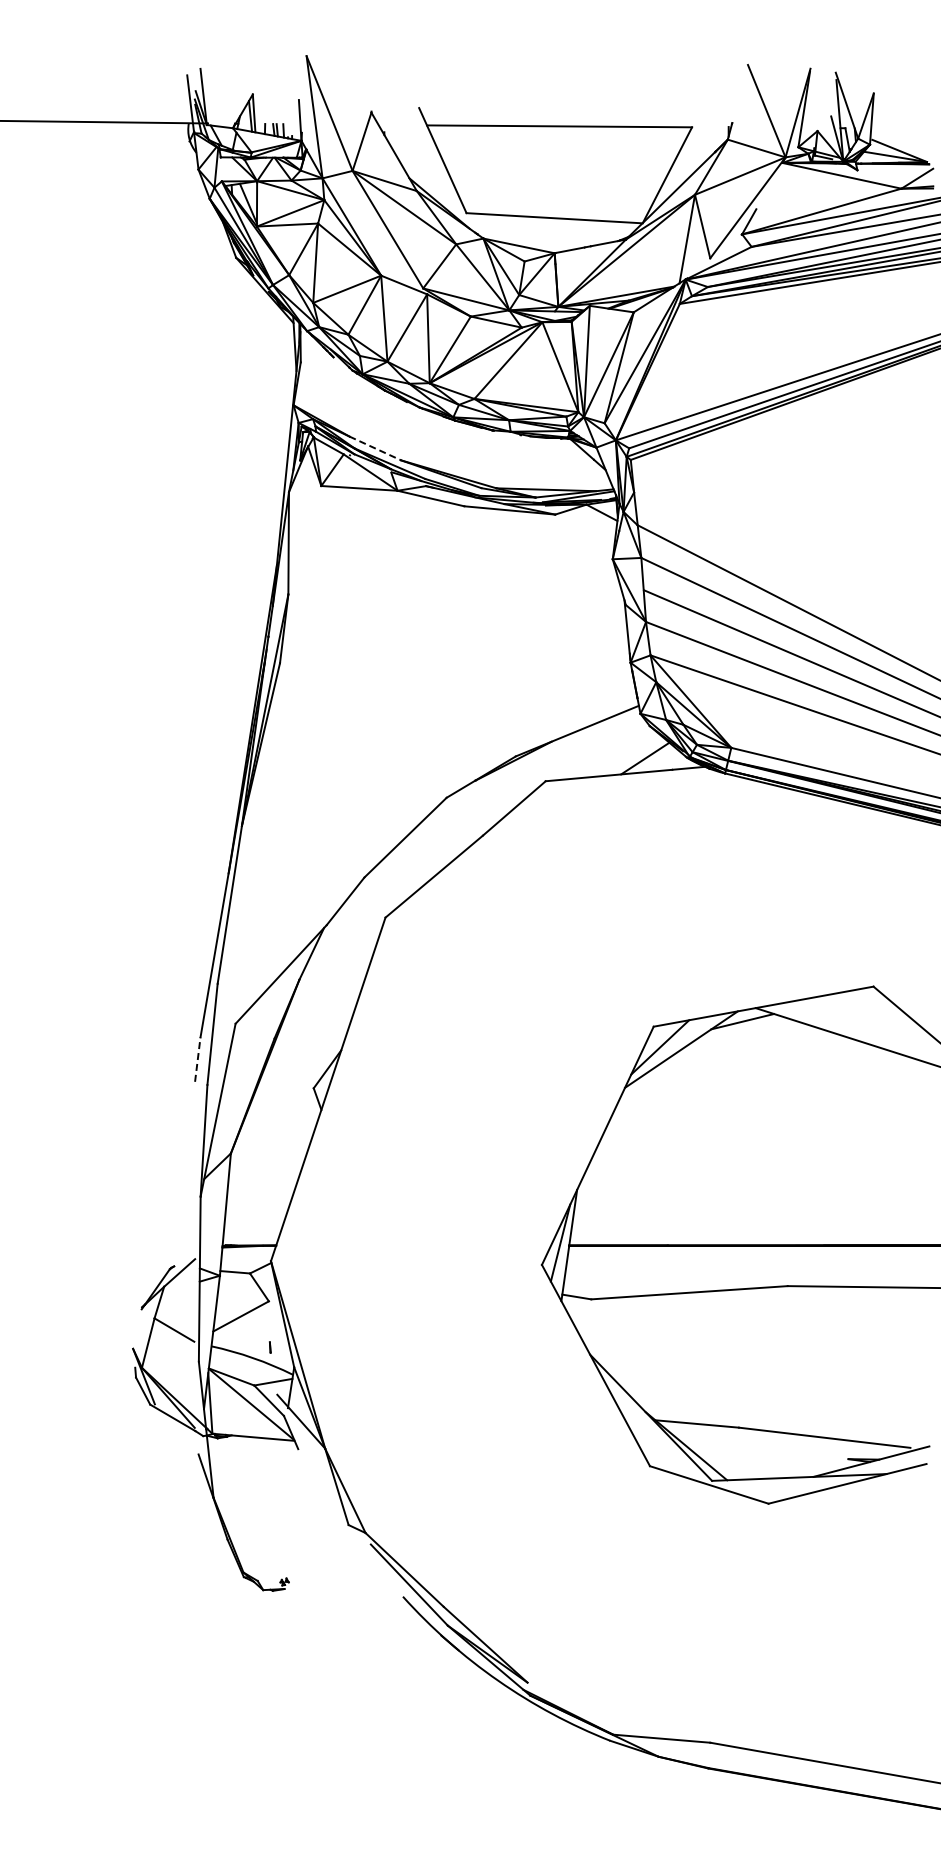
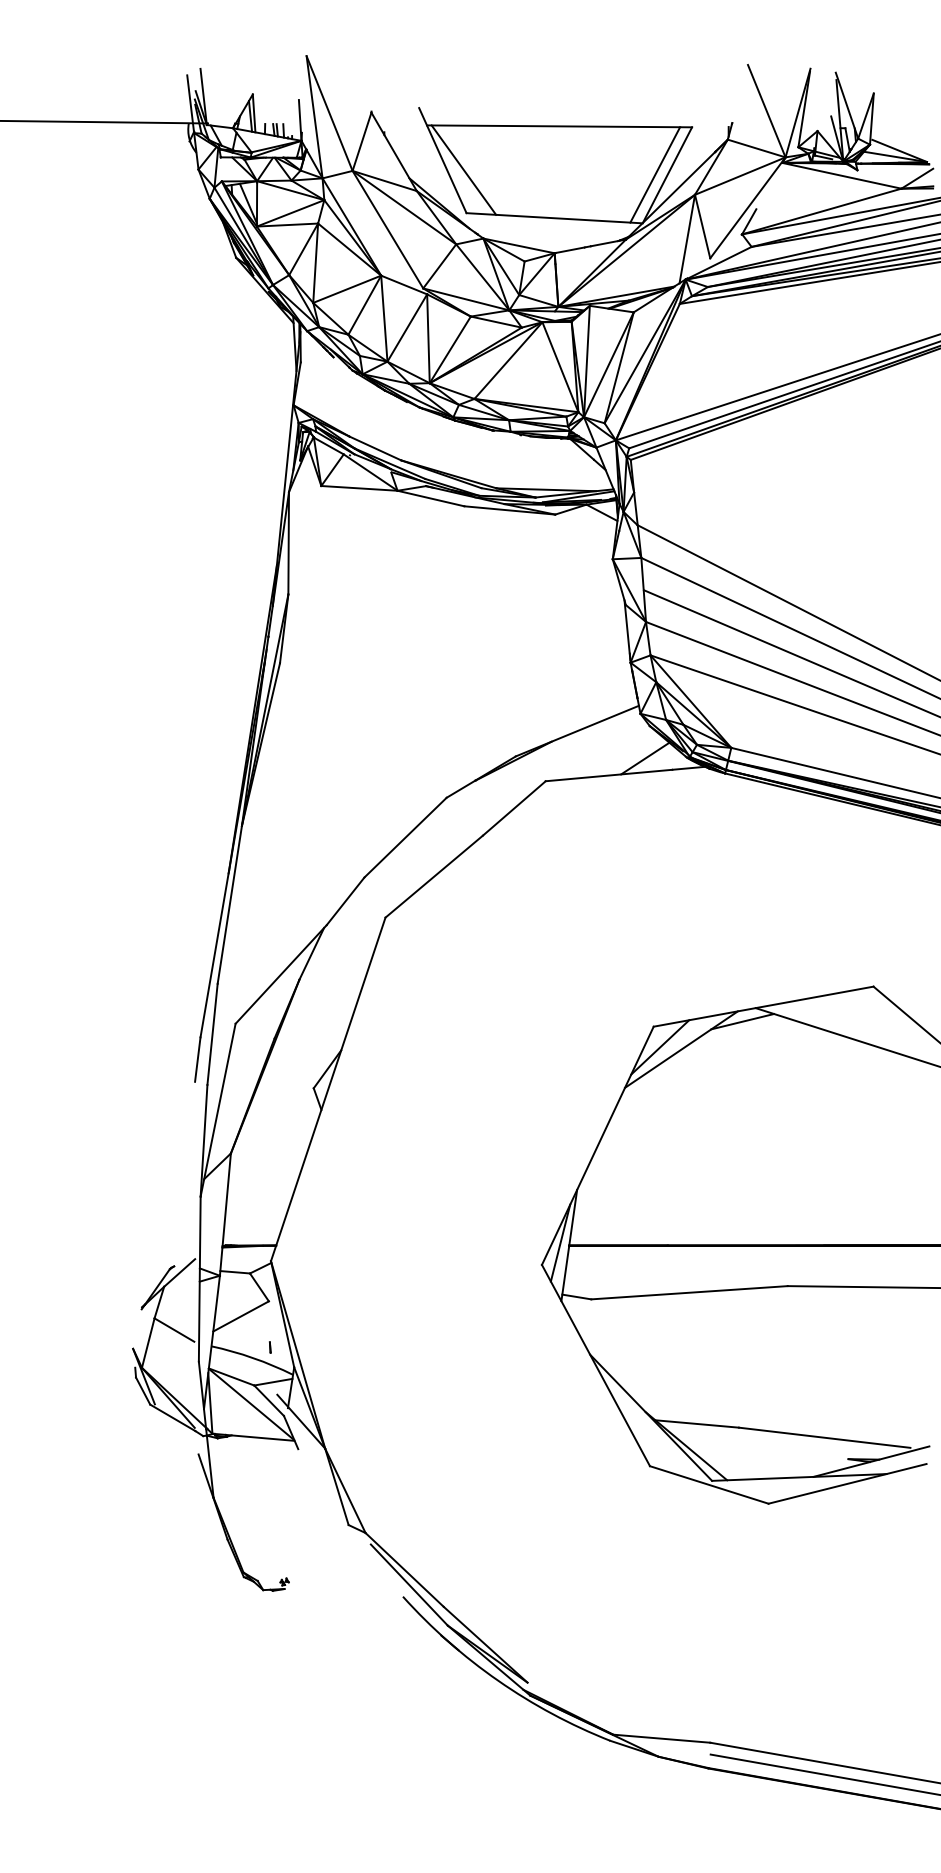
line: none -> present (463, 169)
line: none -> present (655, 174)
line: dashed -> solid (375, 448)
line: dashed -> solid (197, 1059)
line: none -> present (823, 1774)
